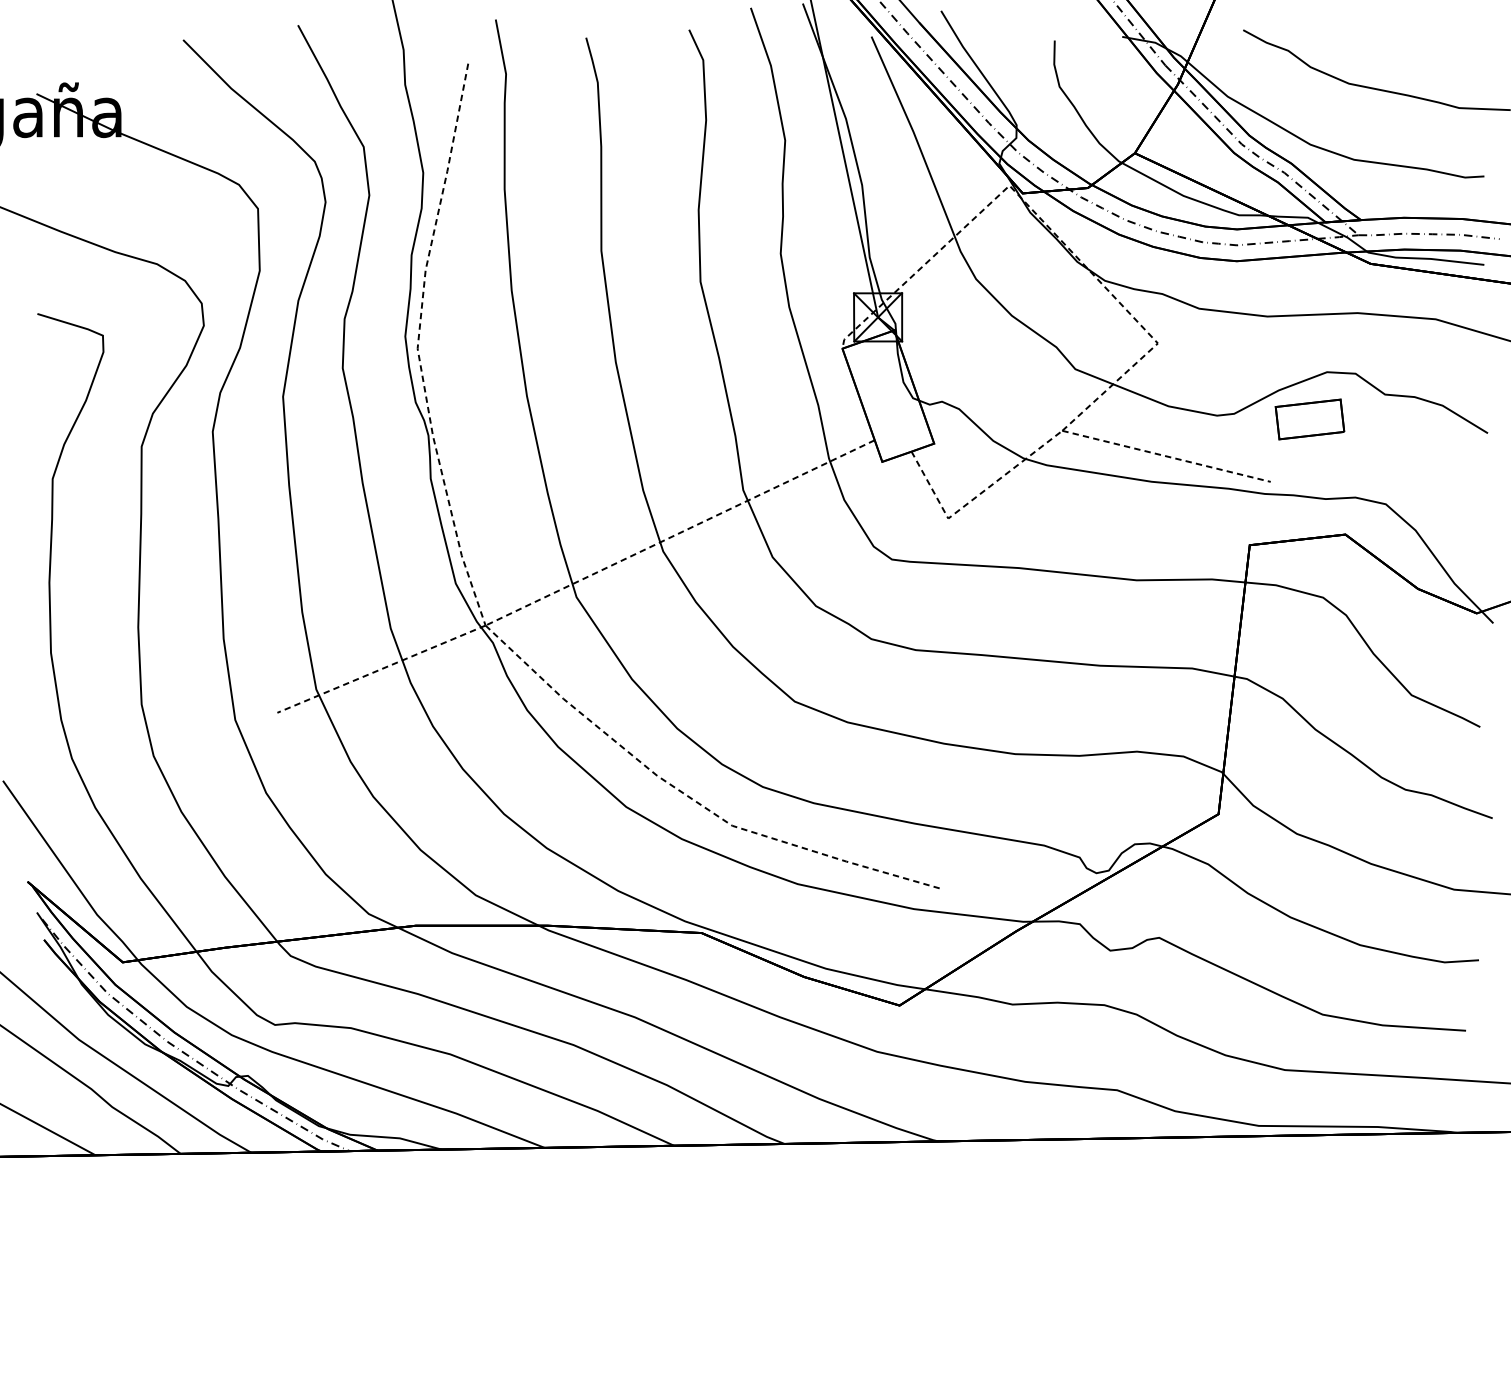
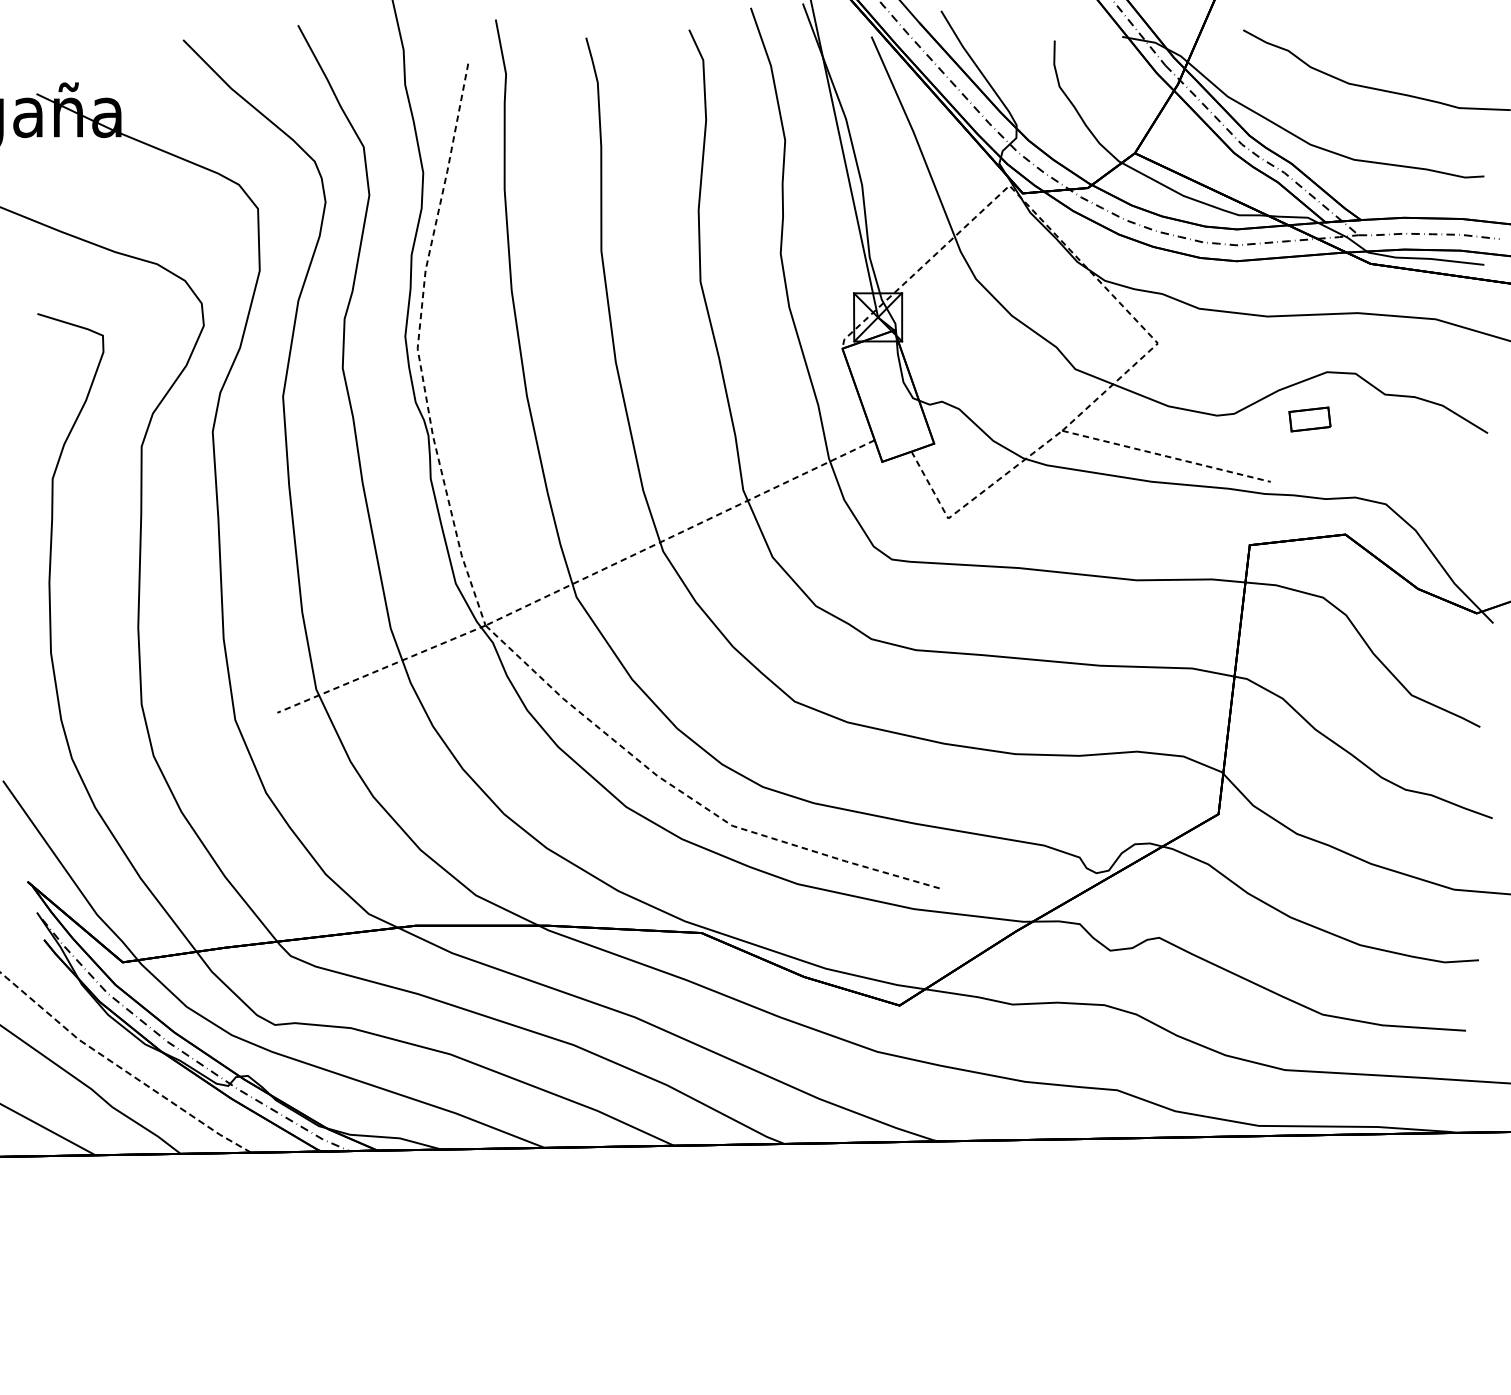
part size: 72x43 px -> 44x27 px (1309, 419)
line: solid -> dashed (121, 1068)
